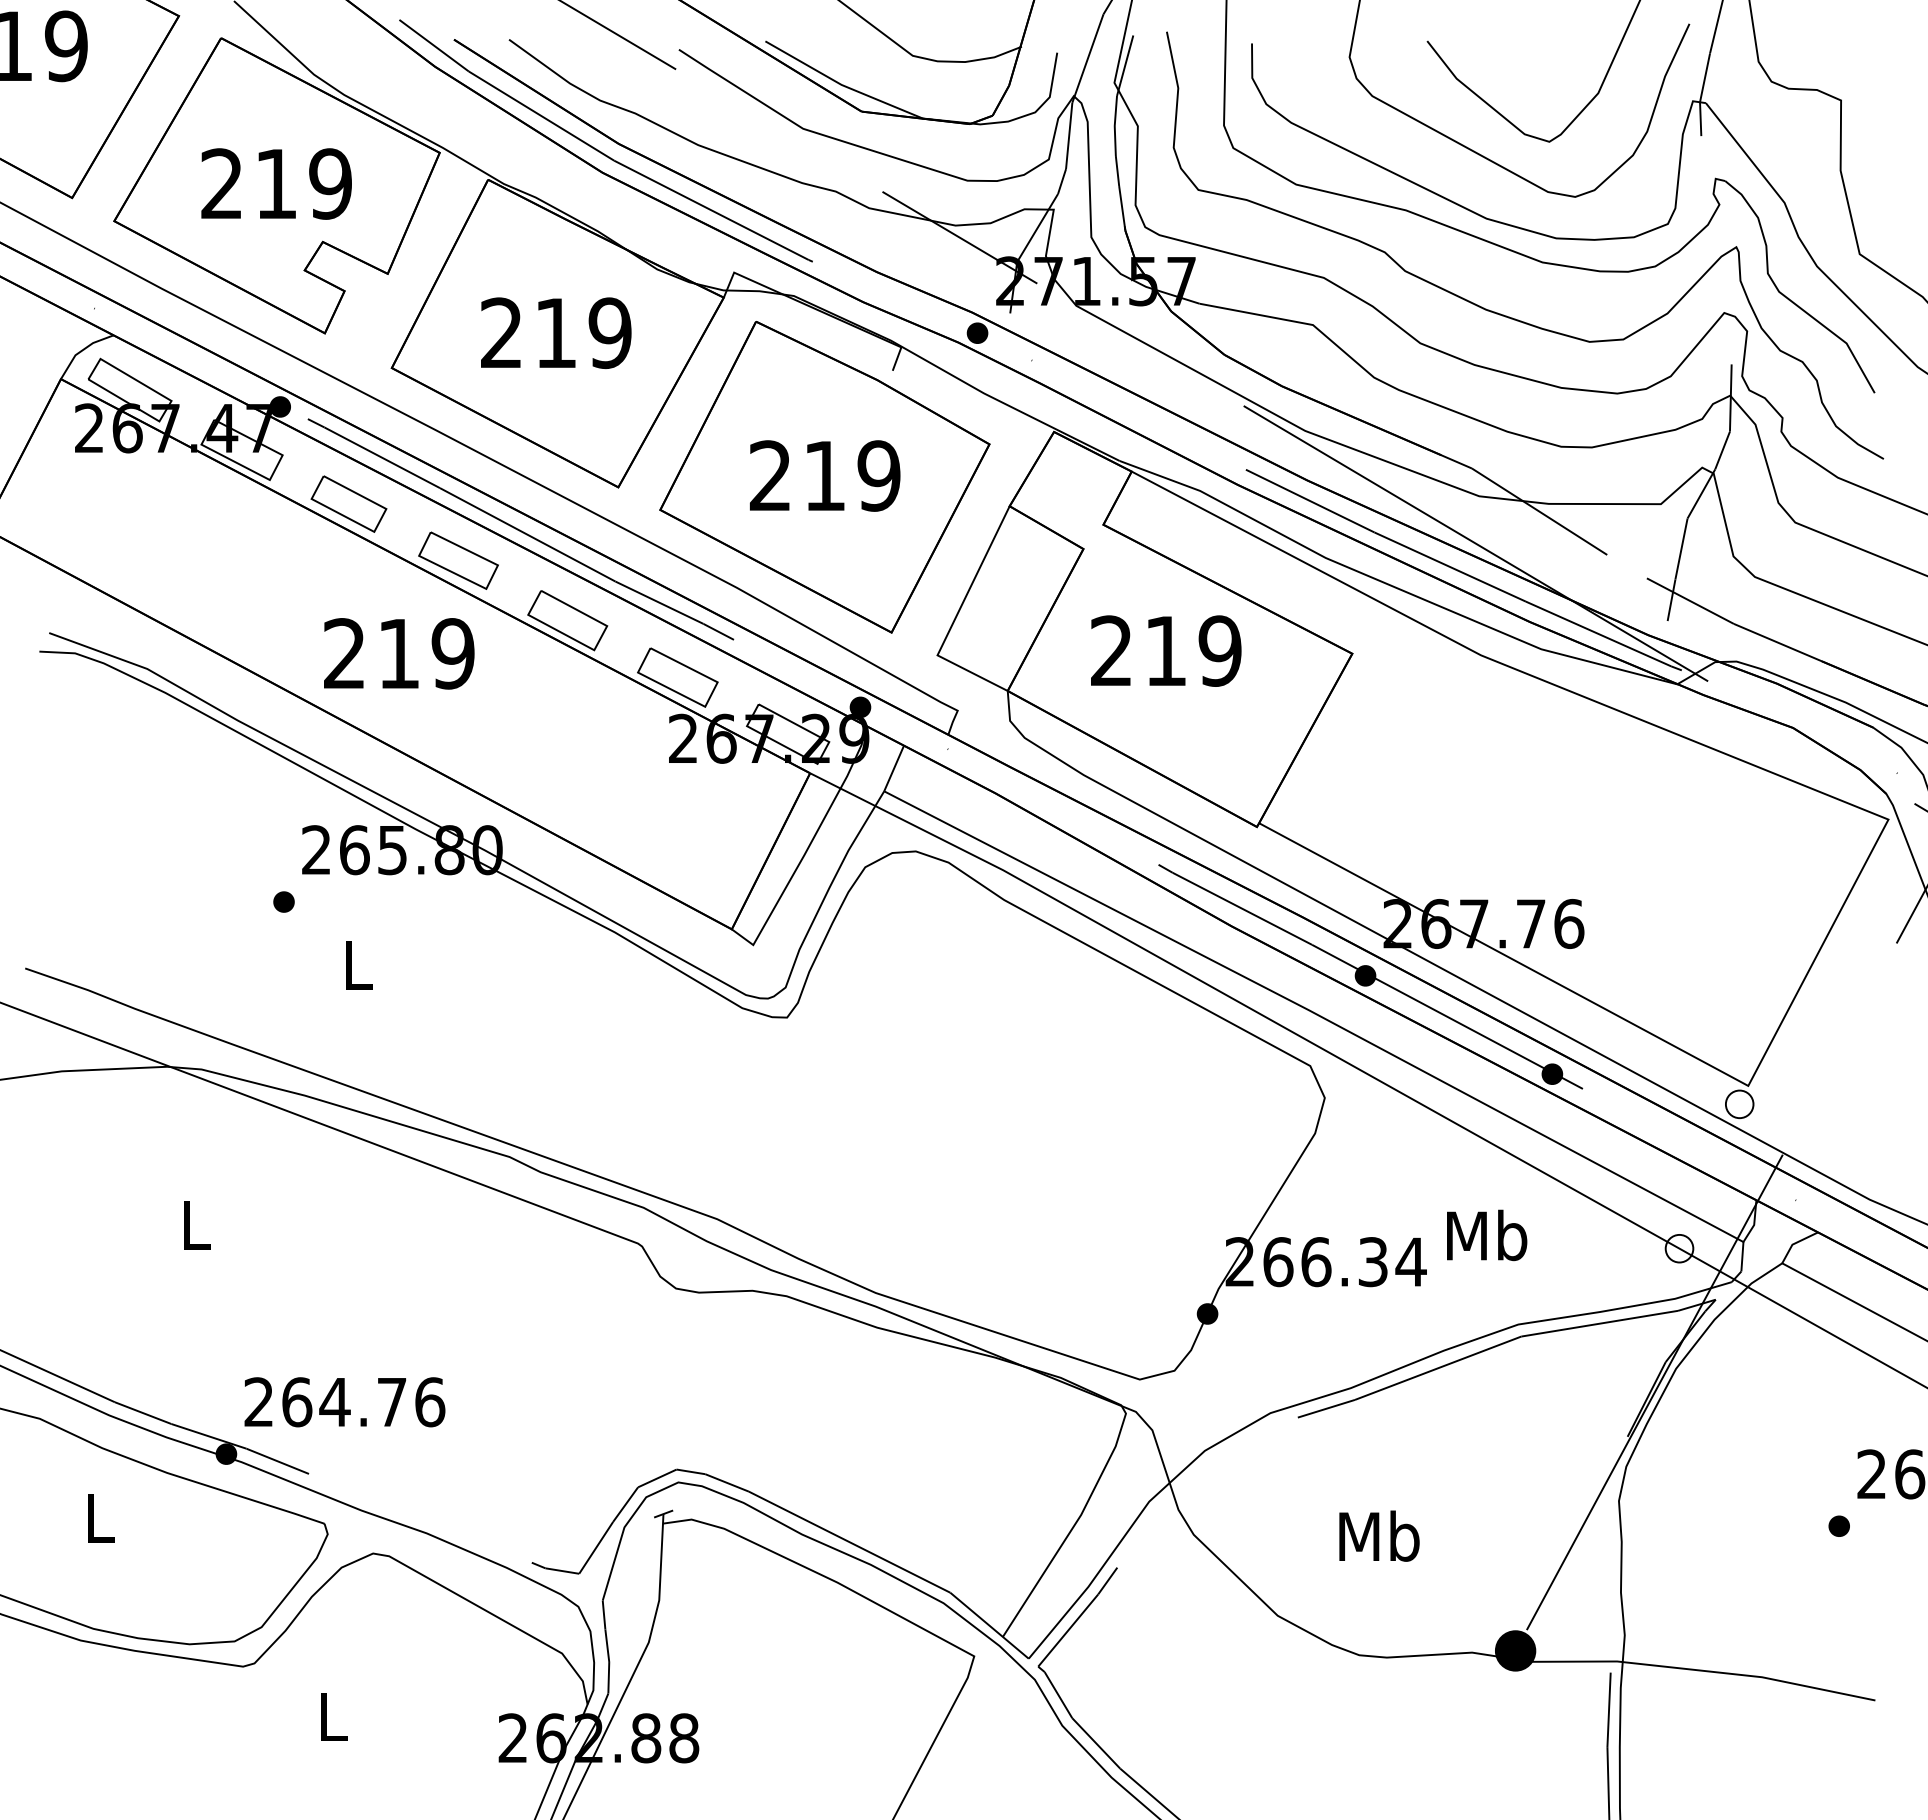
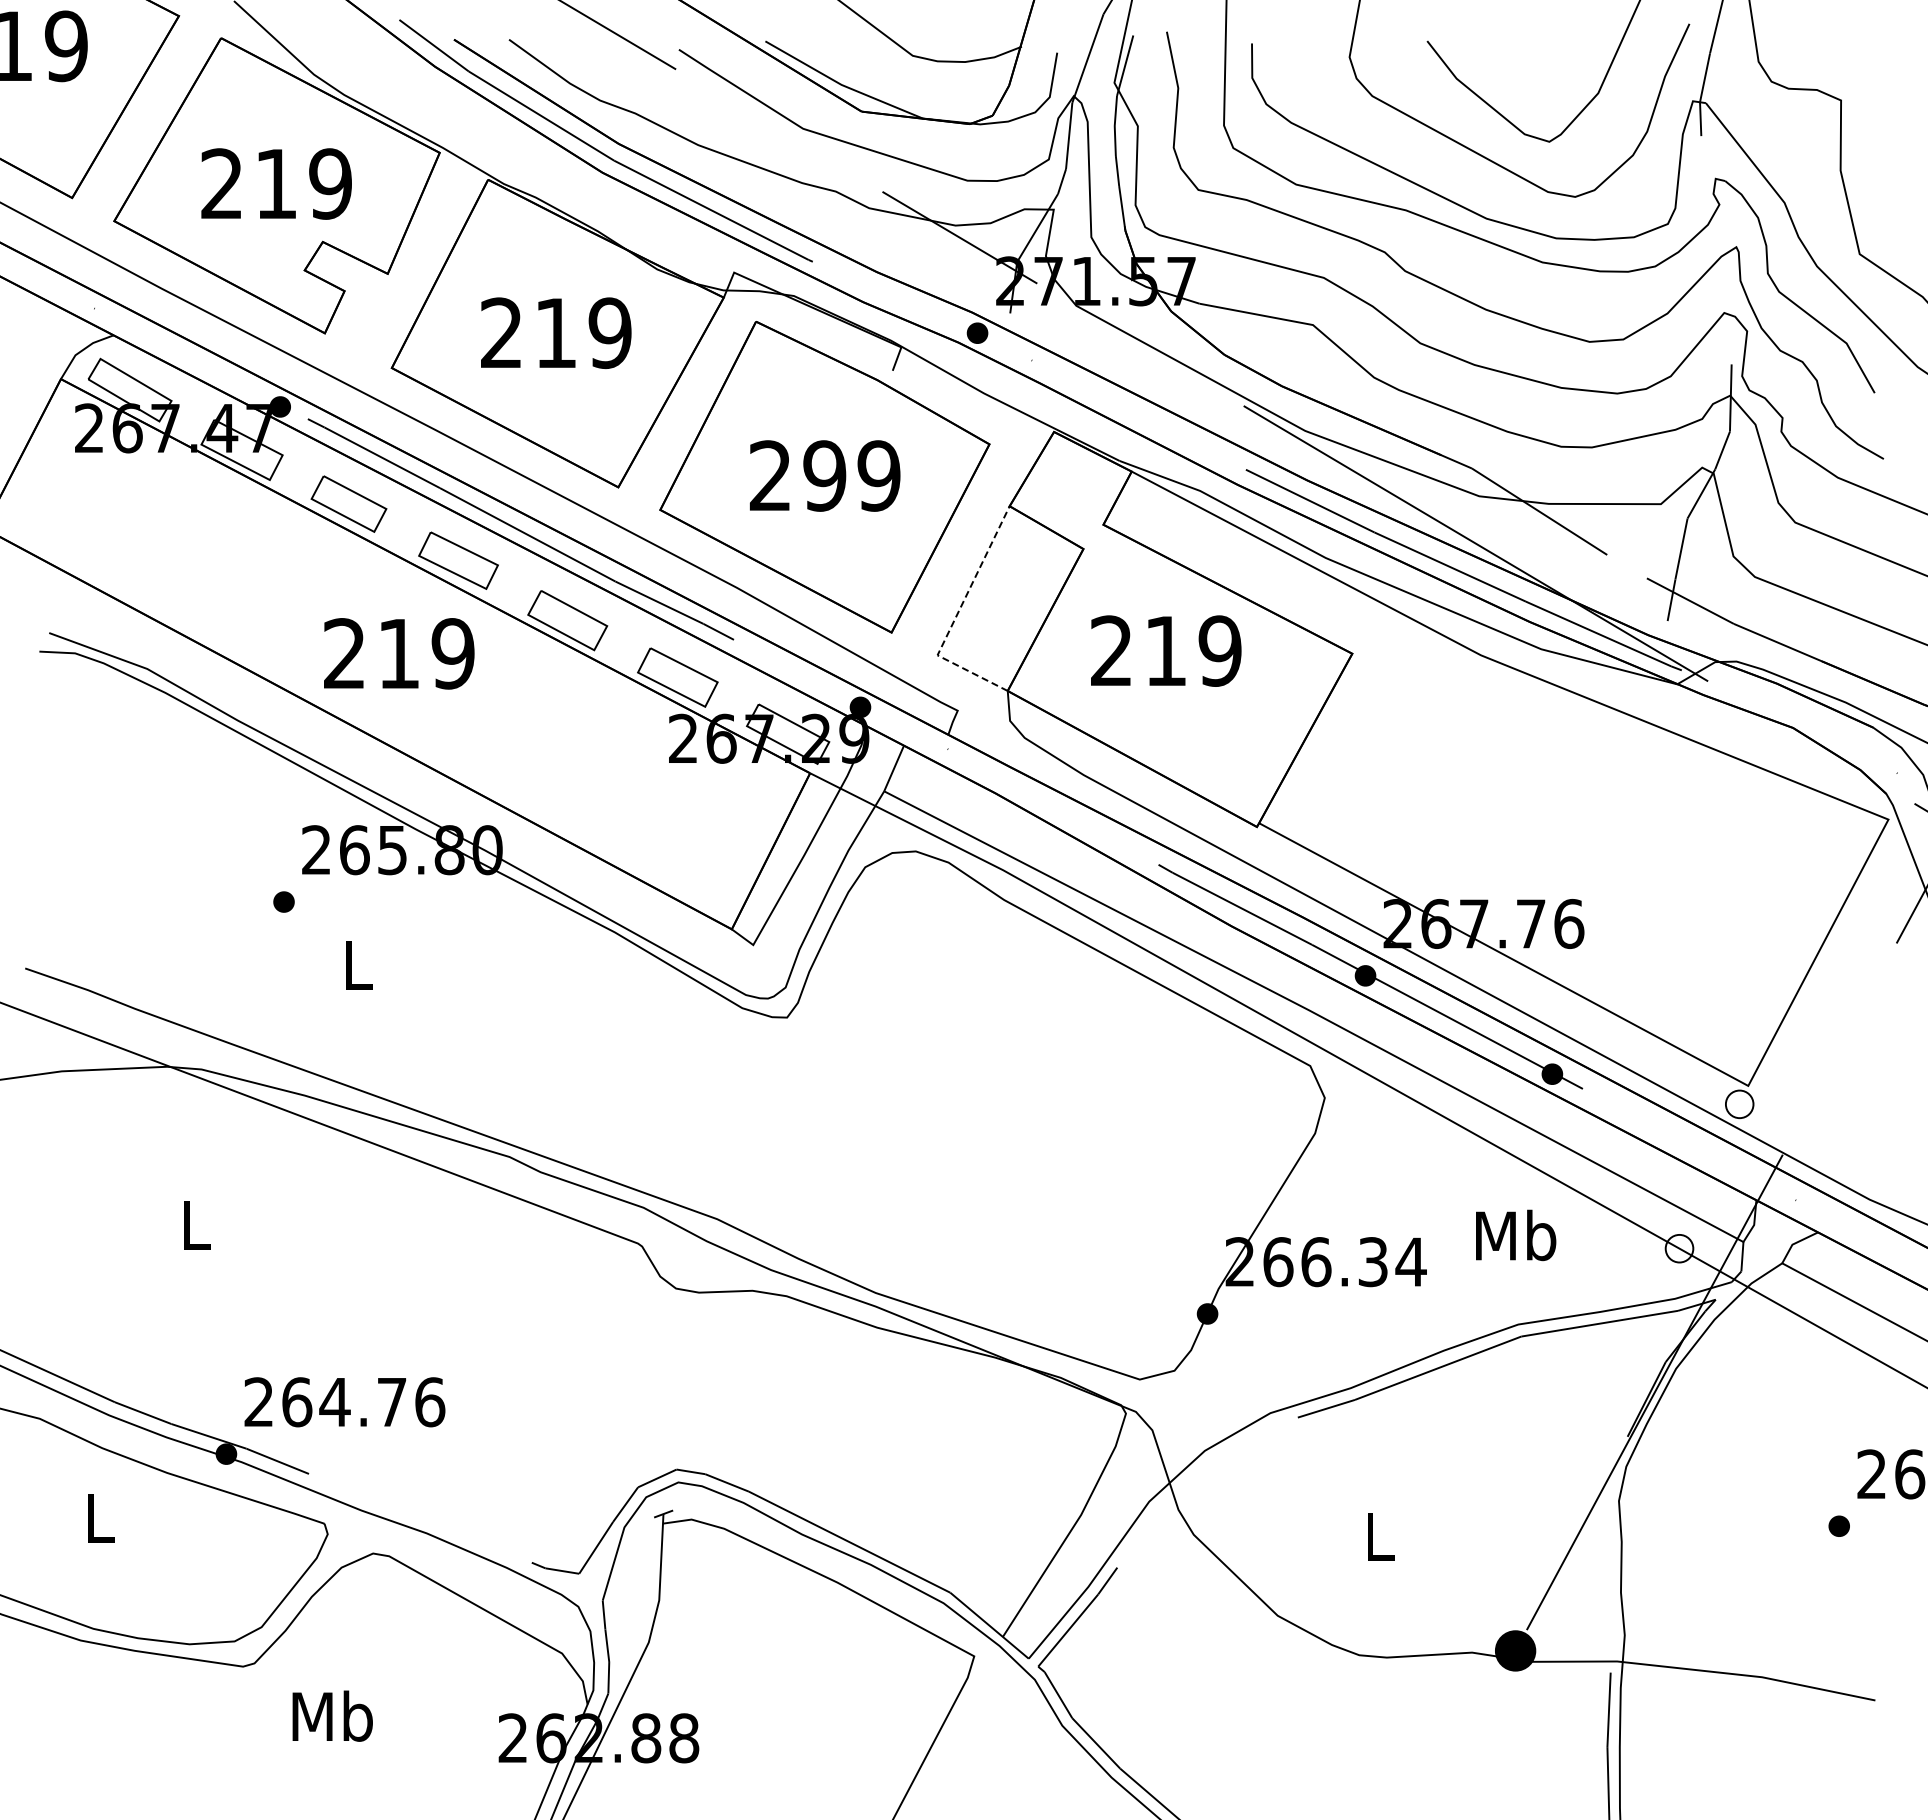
text: 219 -> 299 (824, 475)
line: solid -> dashed (956, 616)
text position: (1487, 1235) -> (1516, 1235) (1516, 1235)
text: Mb -> L (1379, 1535)
text: L -> Mb (332, 1715)
